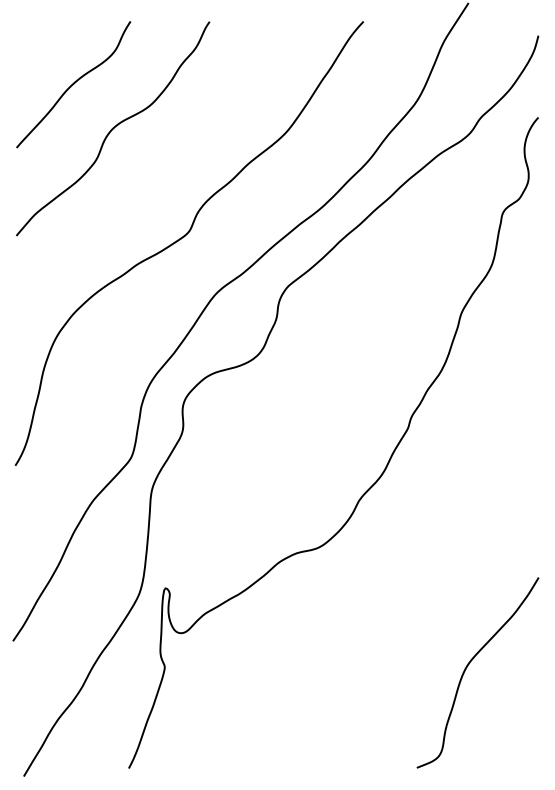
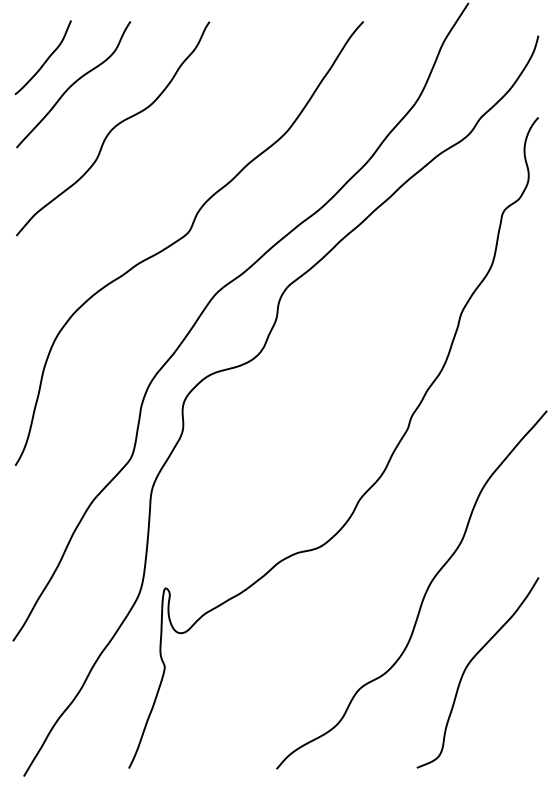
curve: none -> present (45, 60)
part: none -> present (423, 595)
